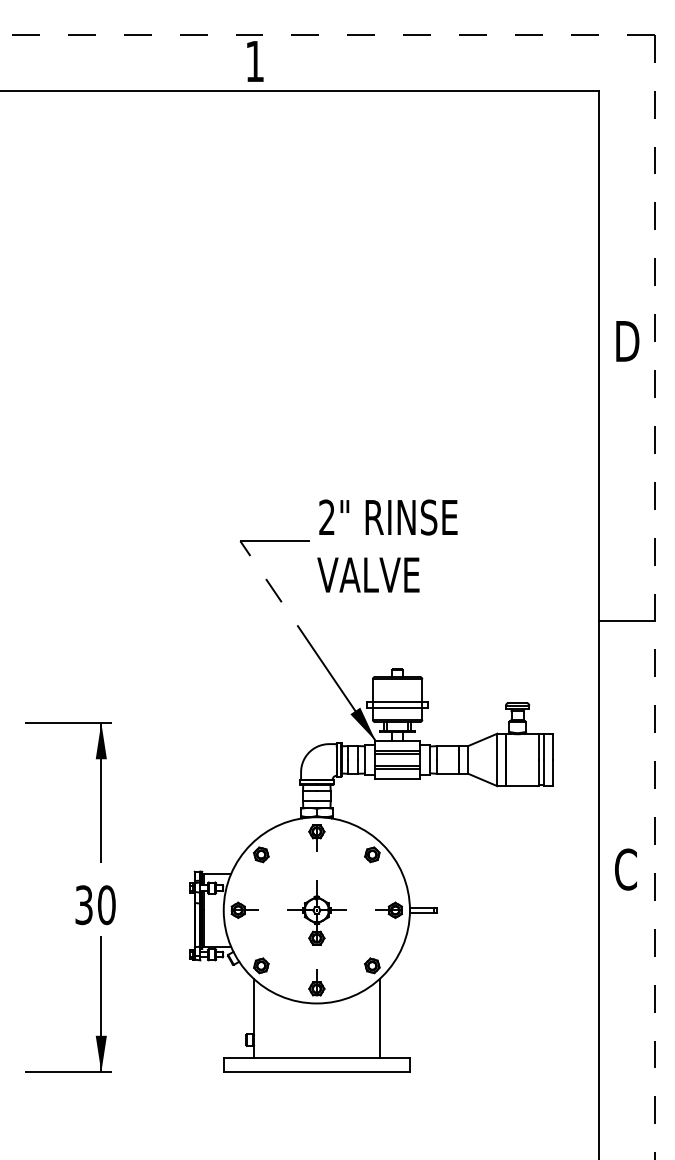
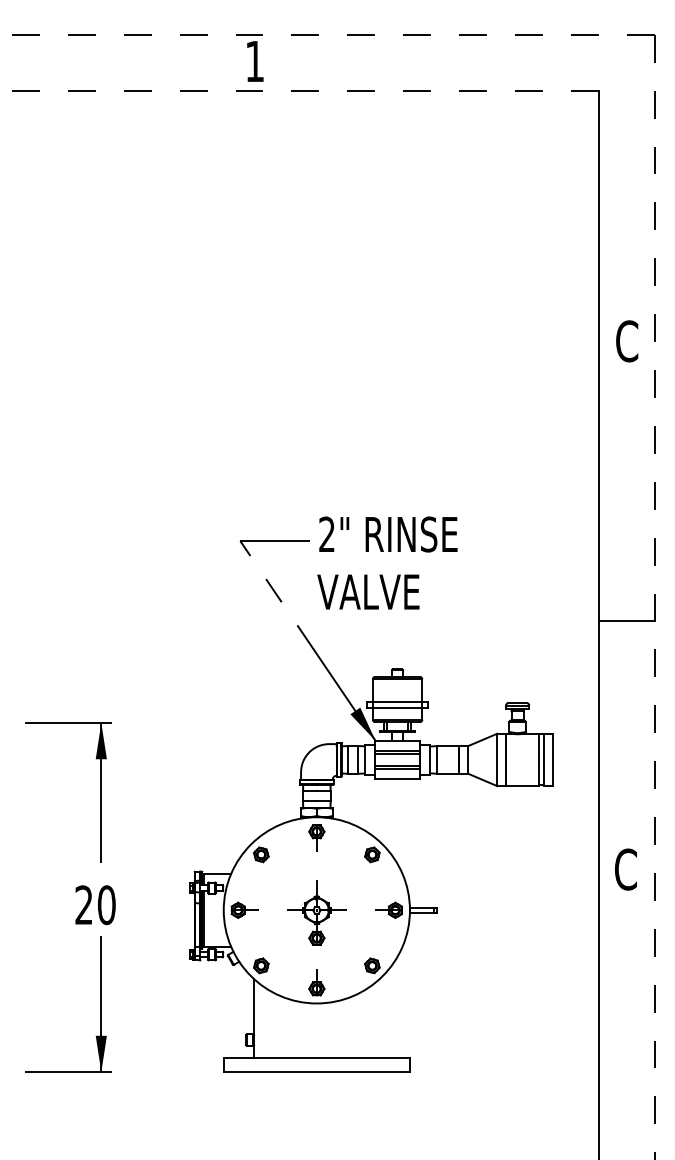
line: solid -> dashed (299, 90)
text: D -> C (627, 341)
text position: (387, 545) -> (387, 562) (387, 562)
text: 30 -> 20 (83, 905)
line: present -> none (379, 1018)
